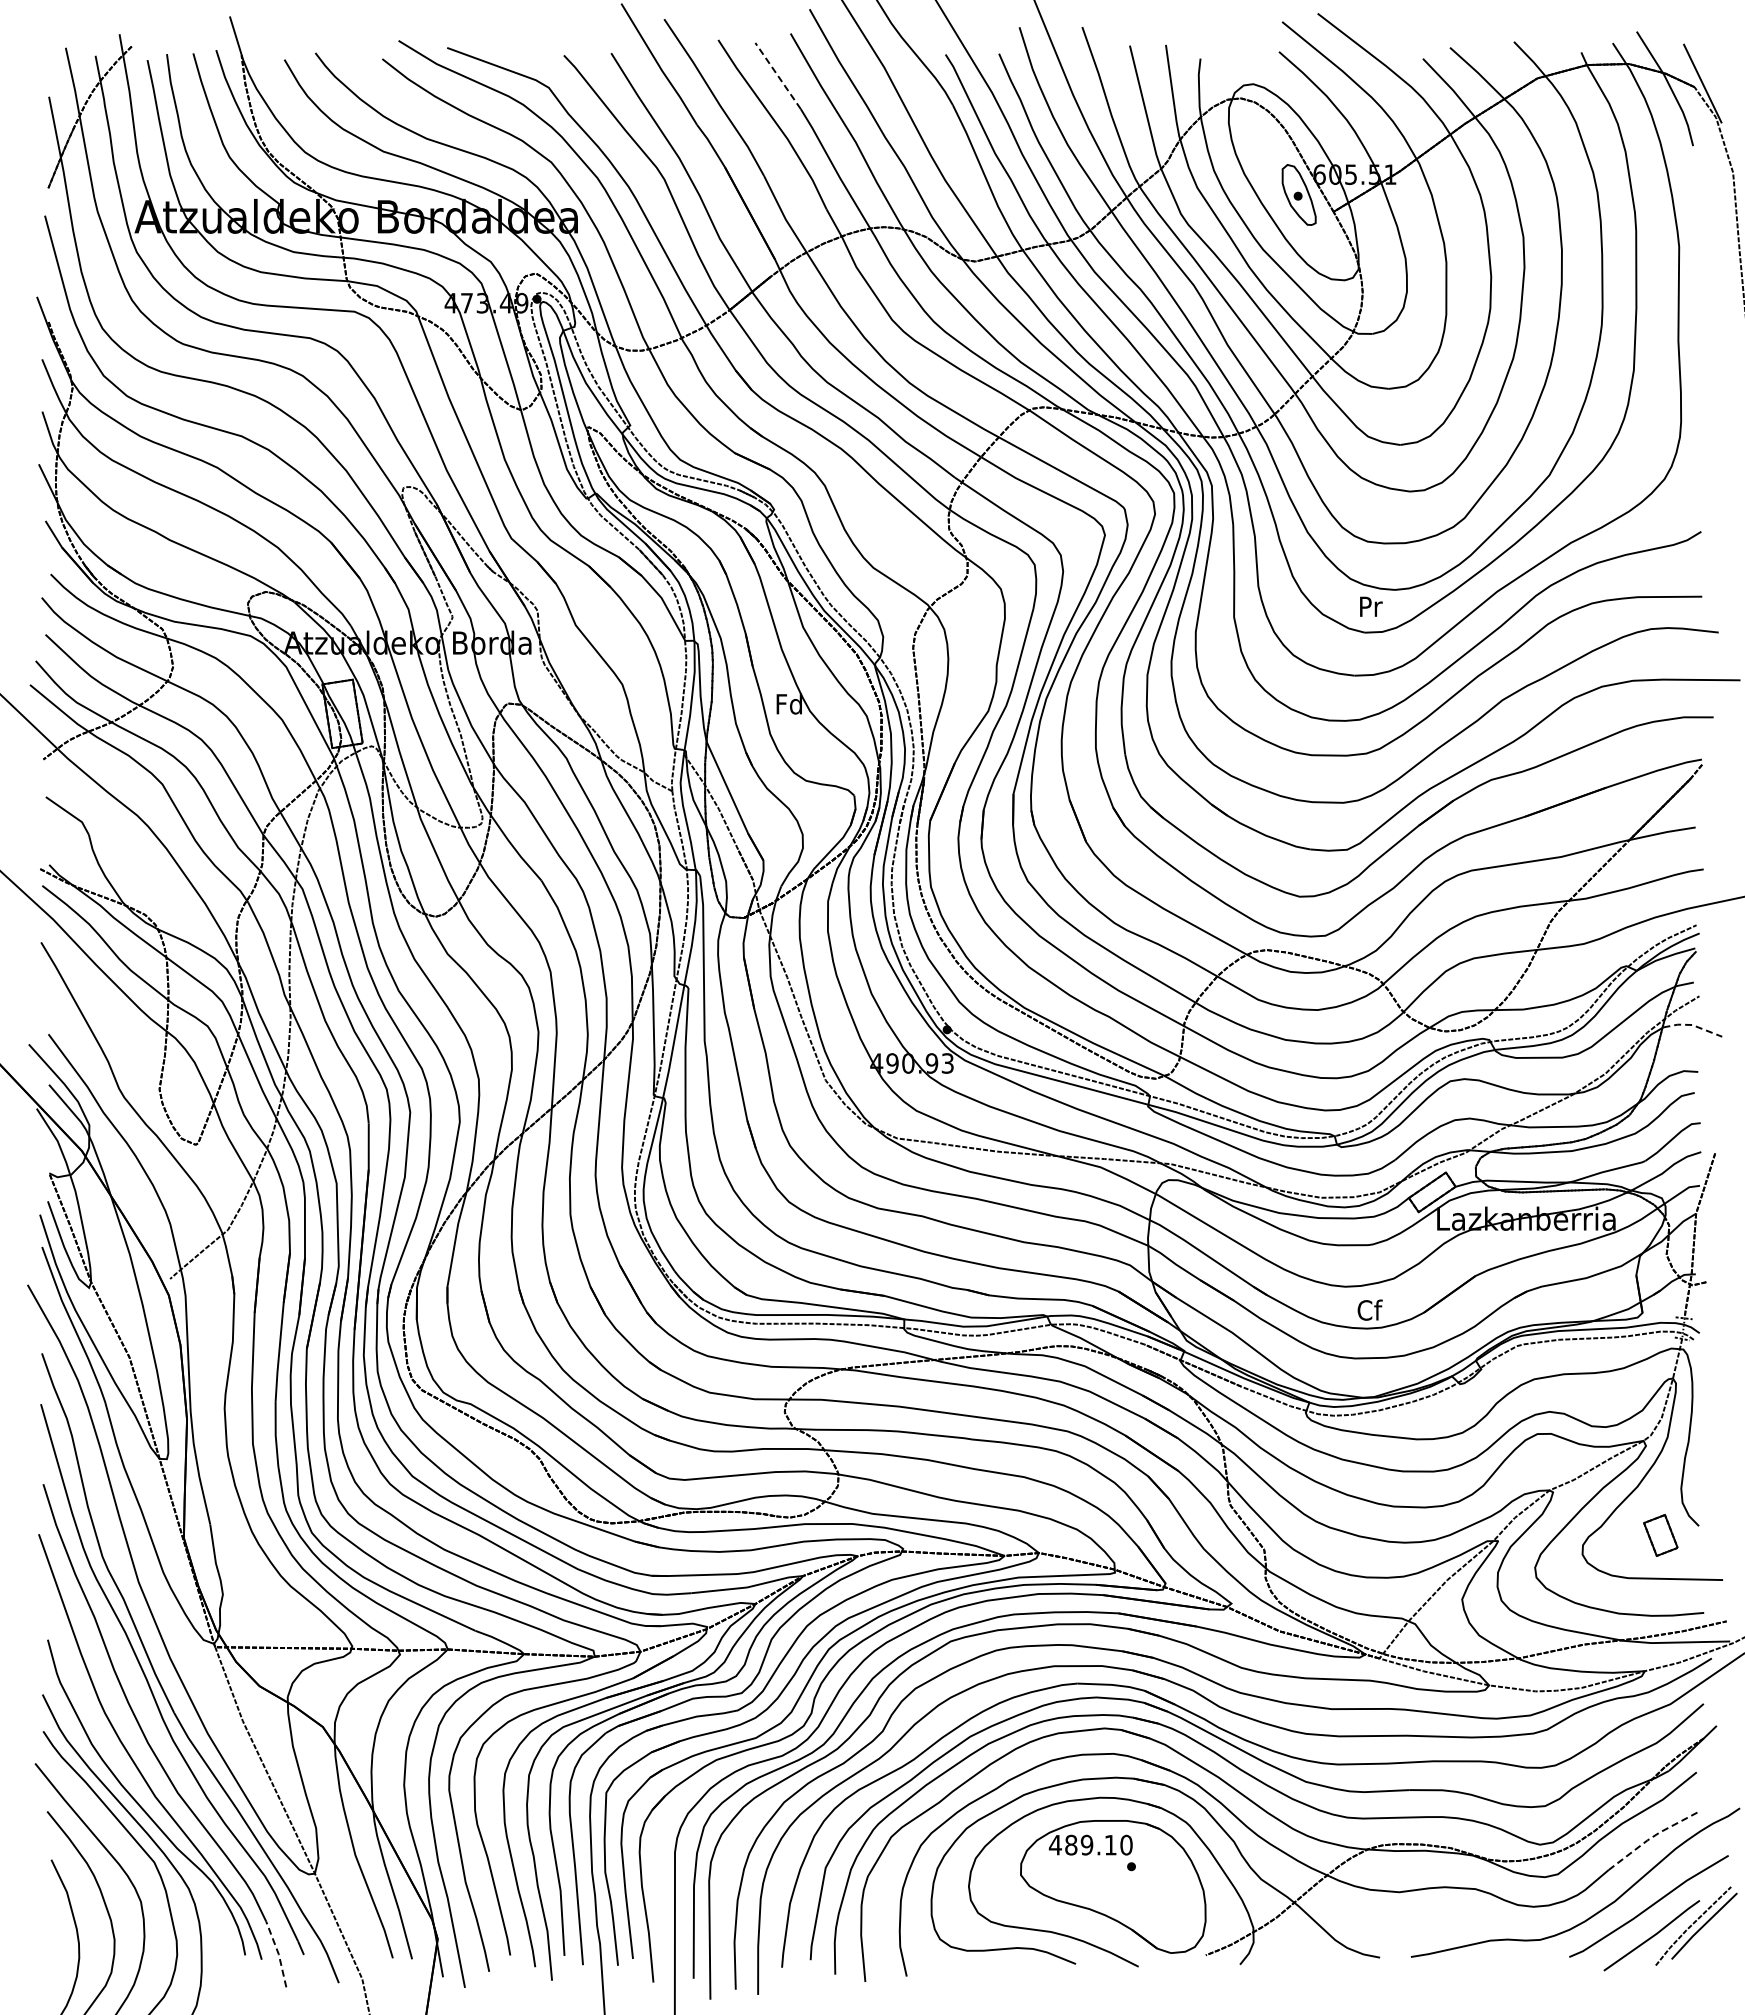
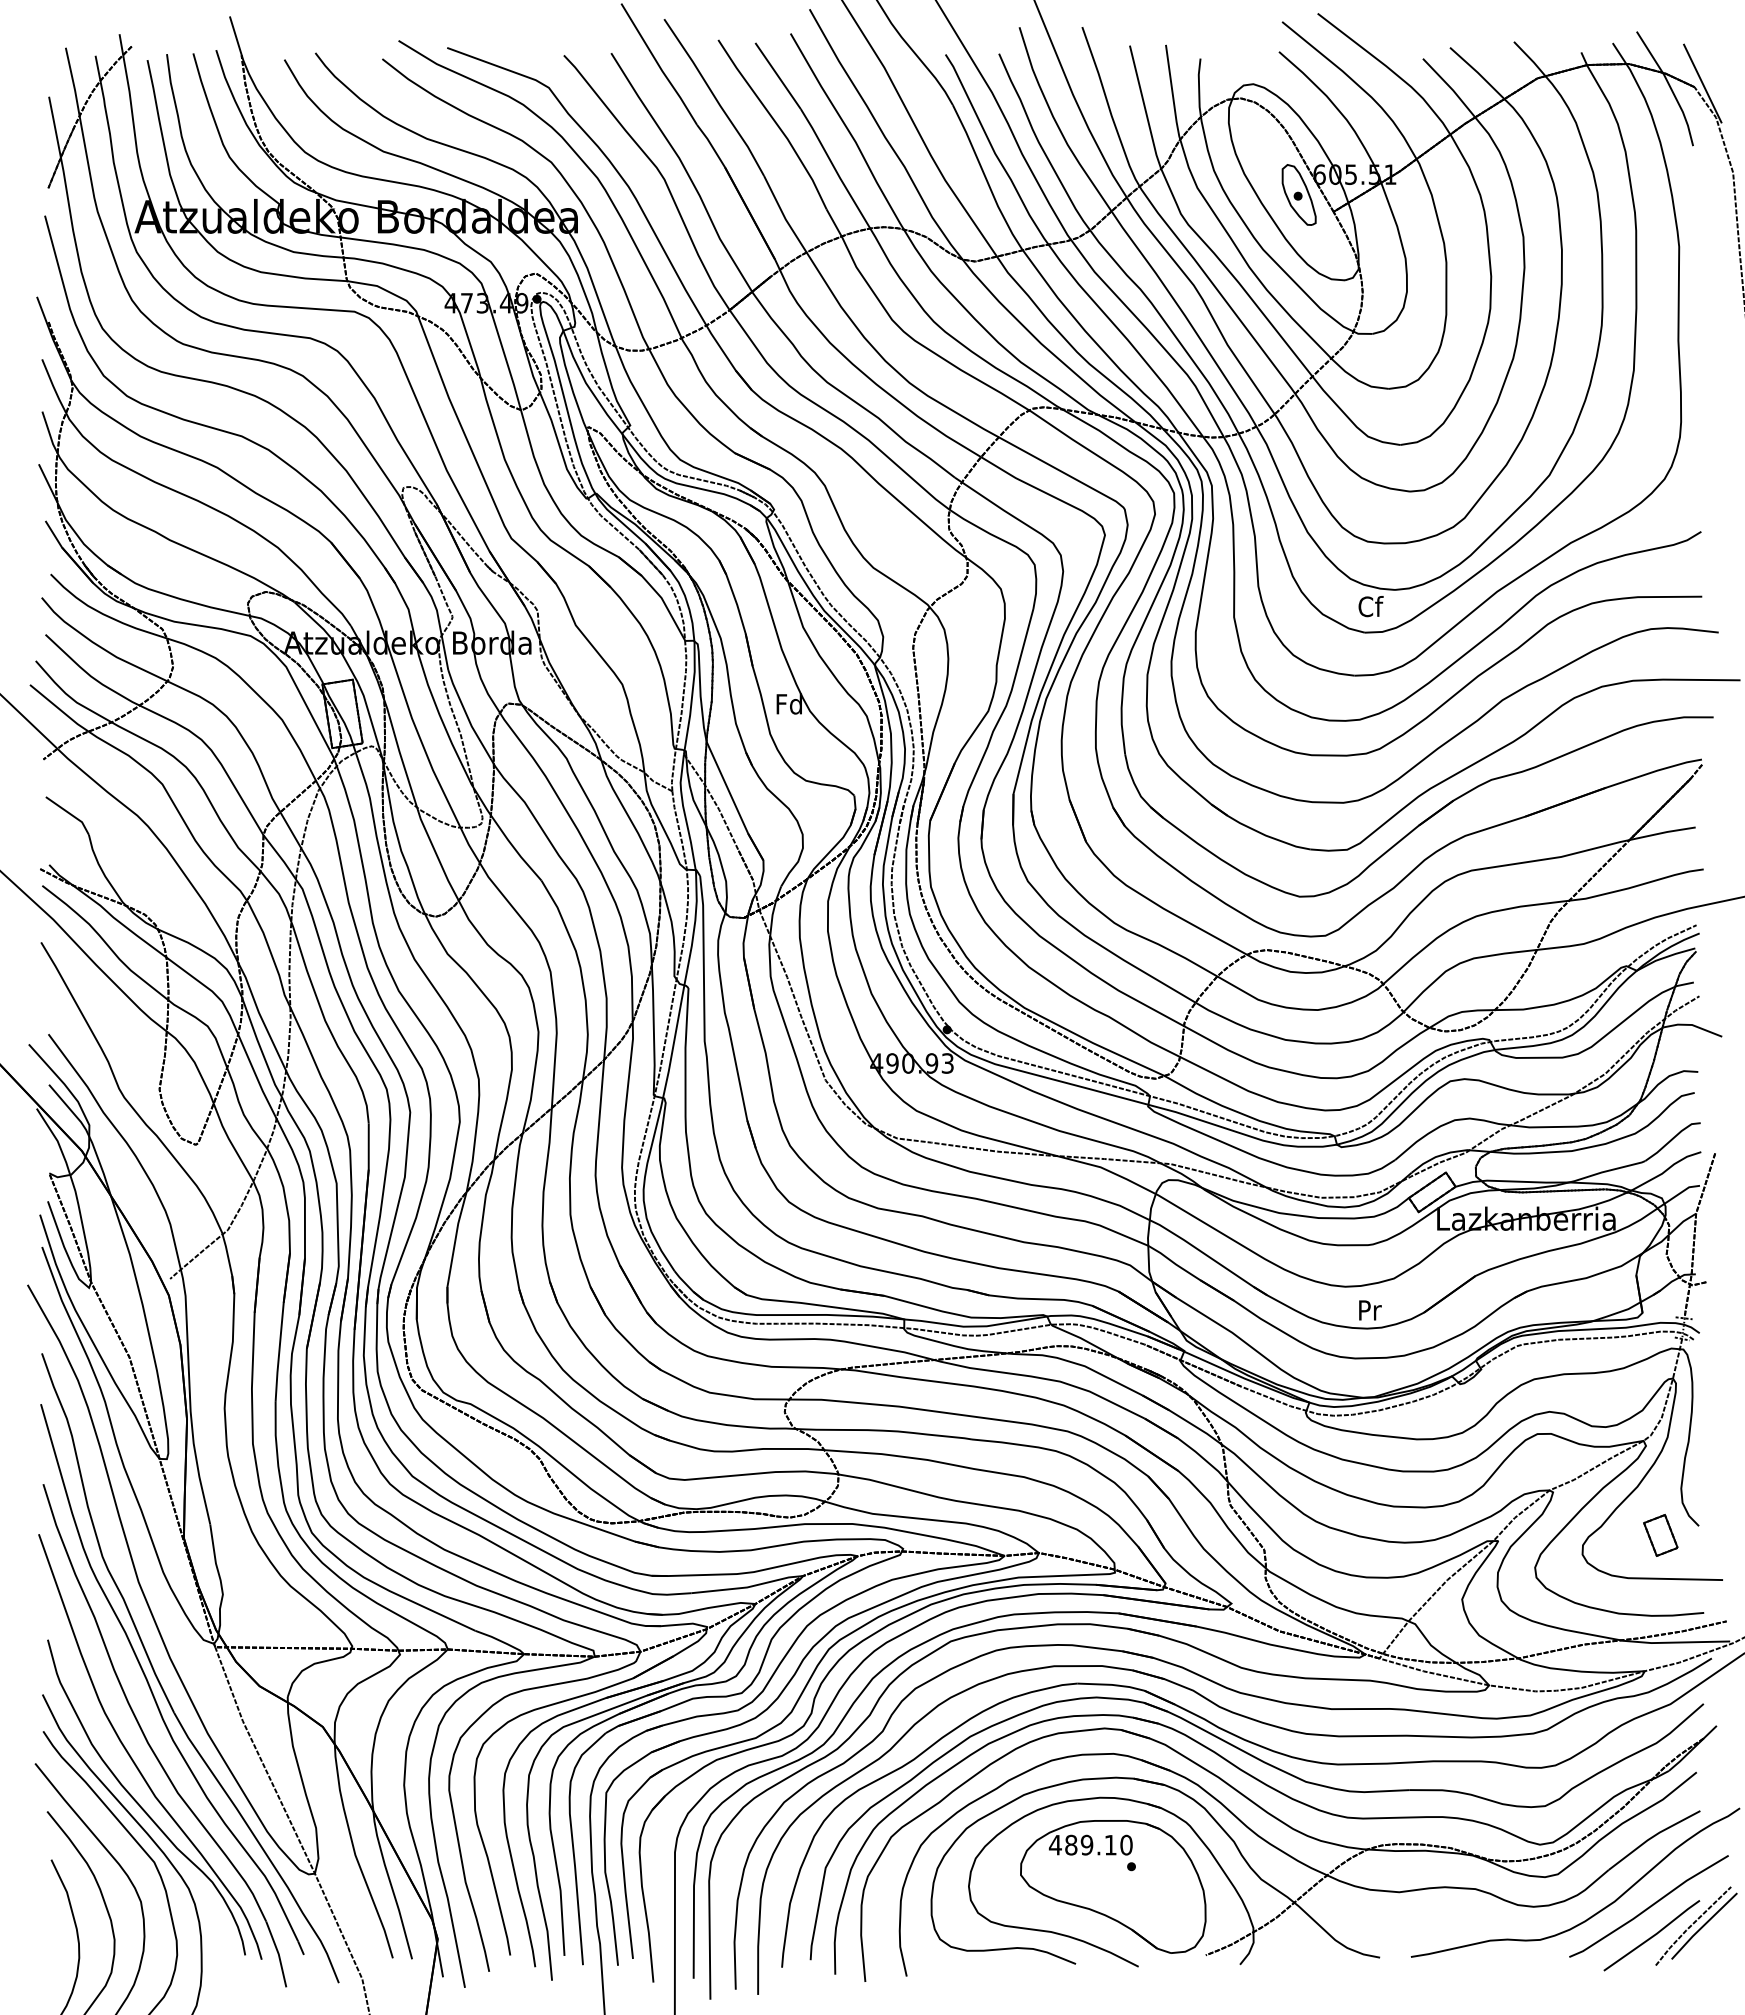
line: dashed -> solid (777, 75)
text: Pr -> Cf (1370, 606)
line: dashed -> solid (1693, 1025)
text: Cf -> Pr (1369, 1309)
line: dashed -> solid (1653, 1836)
line: dashed -> solid (278, 1953)
